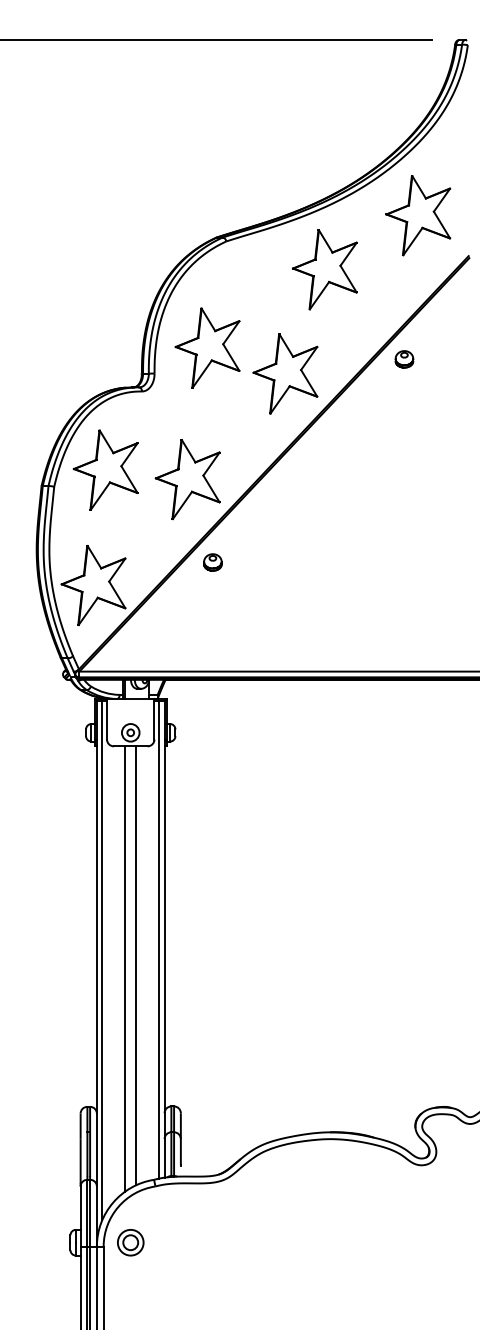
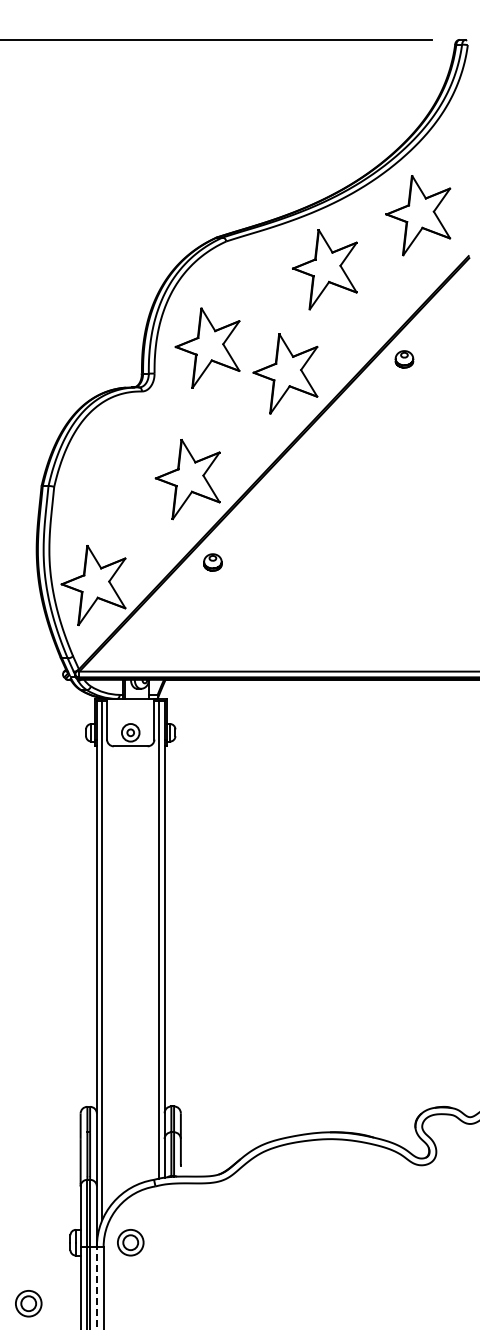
part: present -> none (105, 469)
line: present -> none (136, 965)
line: present -> none (125, 968)
line: solid -> dashed (96, 1287)
part: none -> present (28, 1303)
